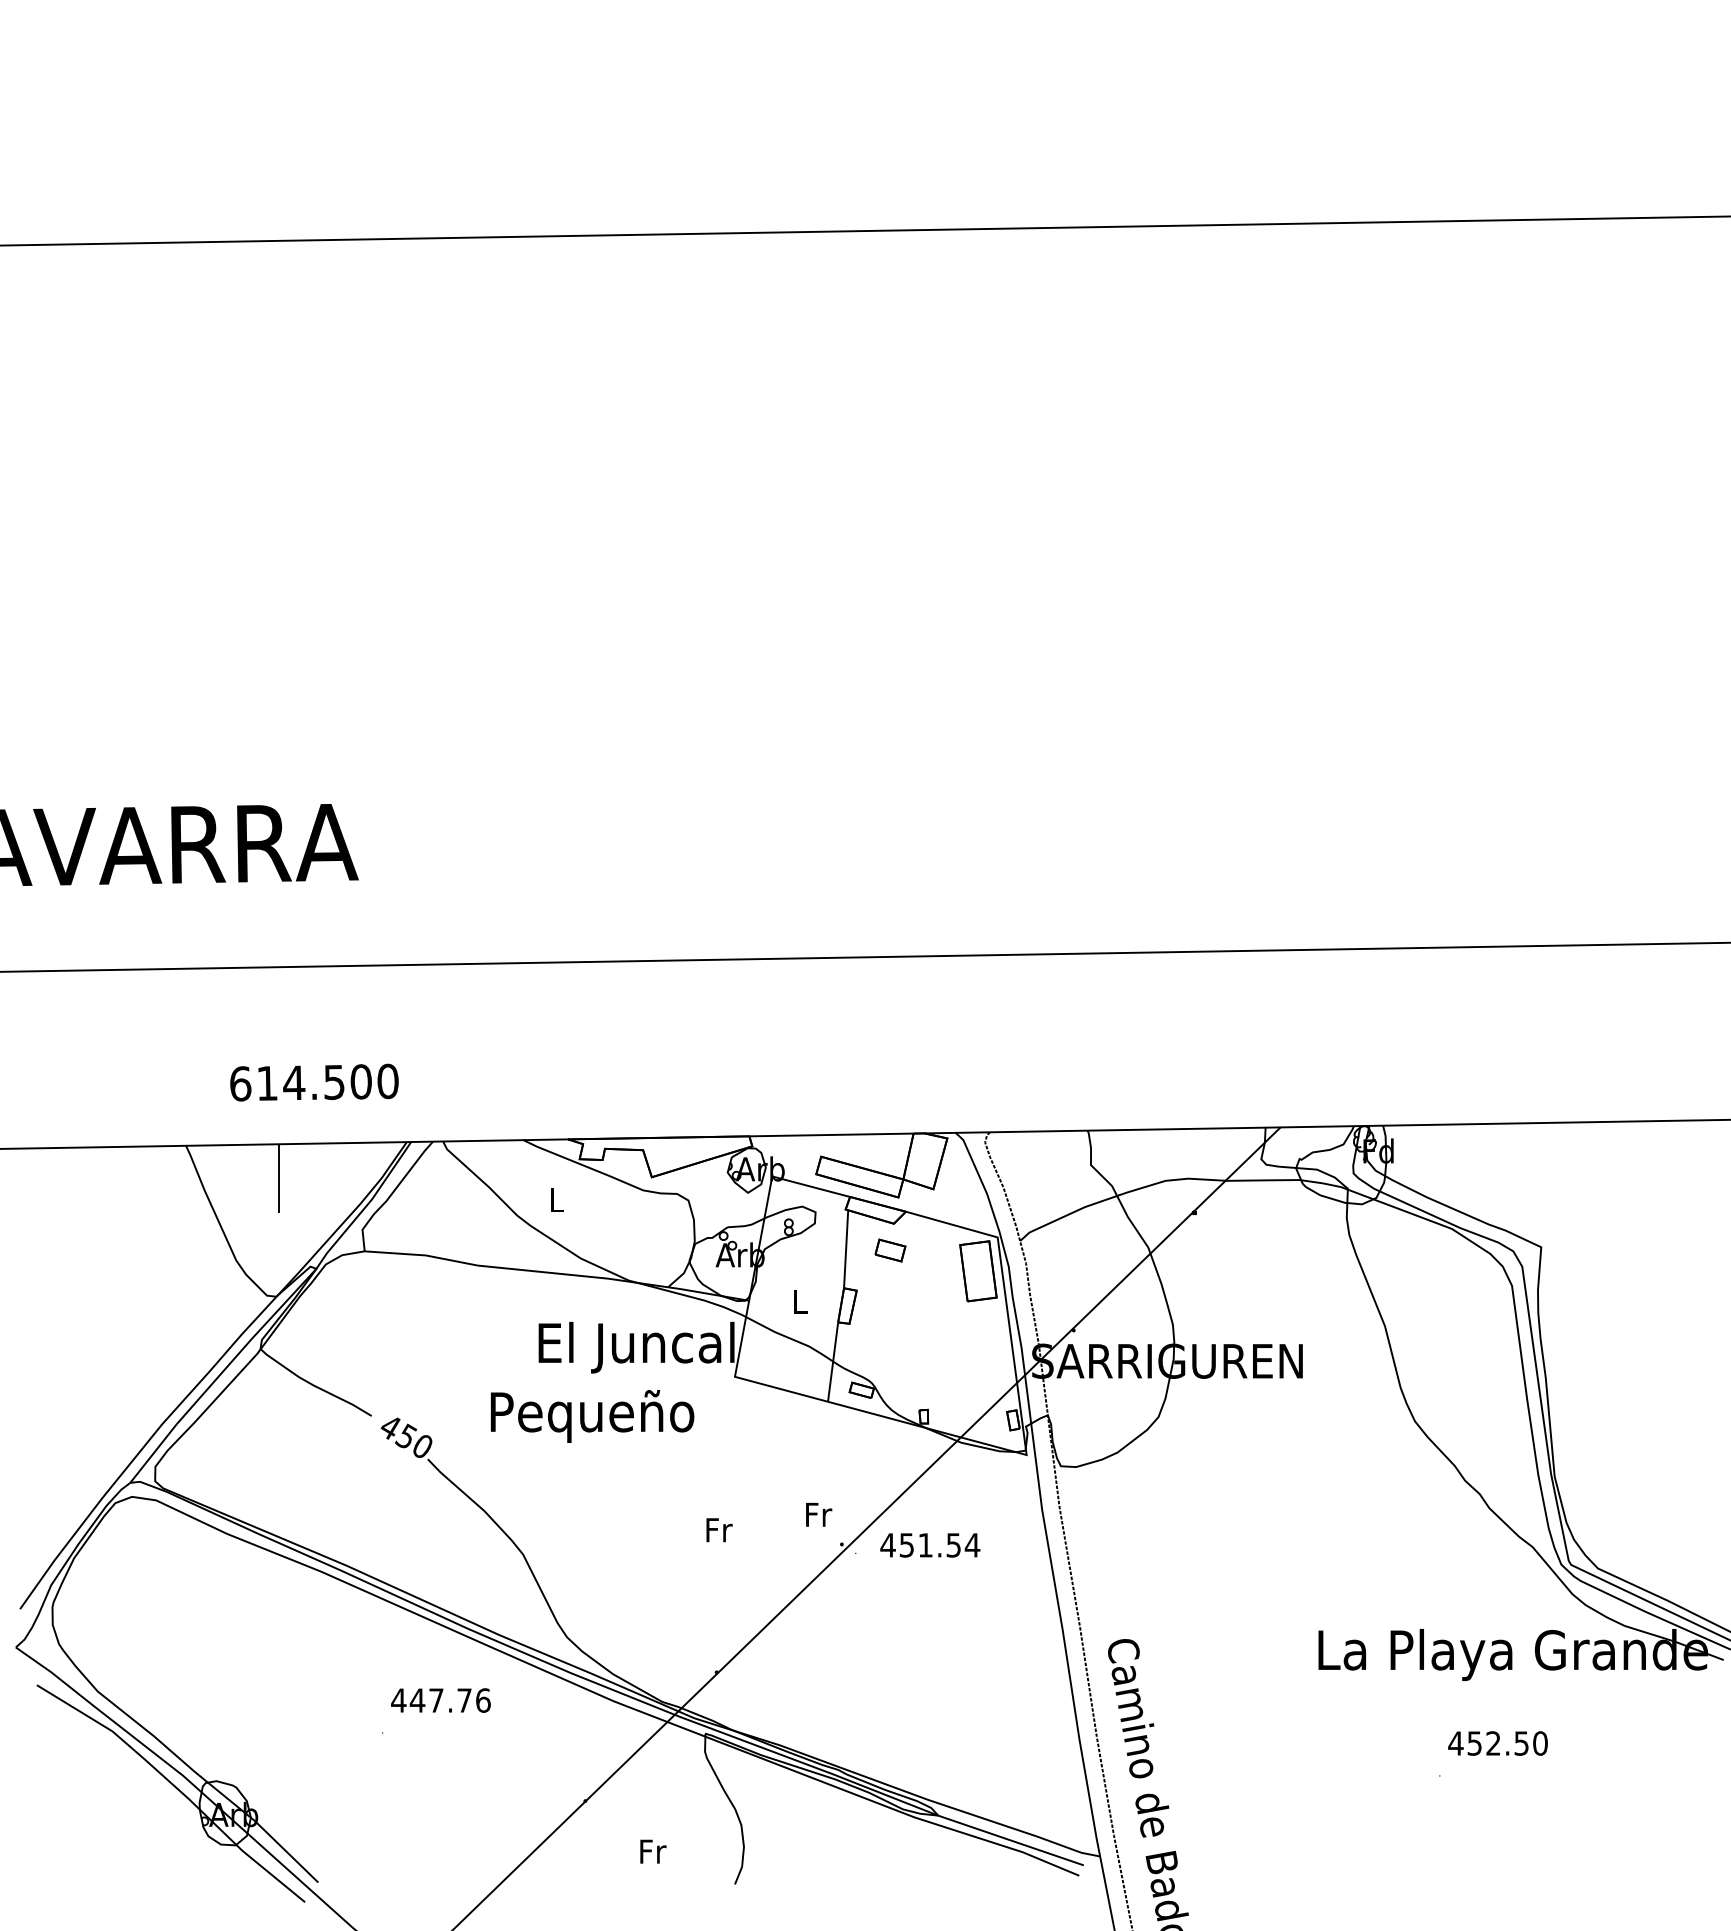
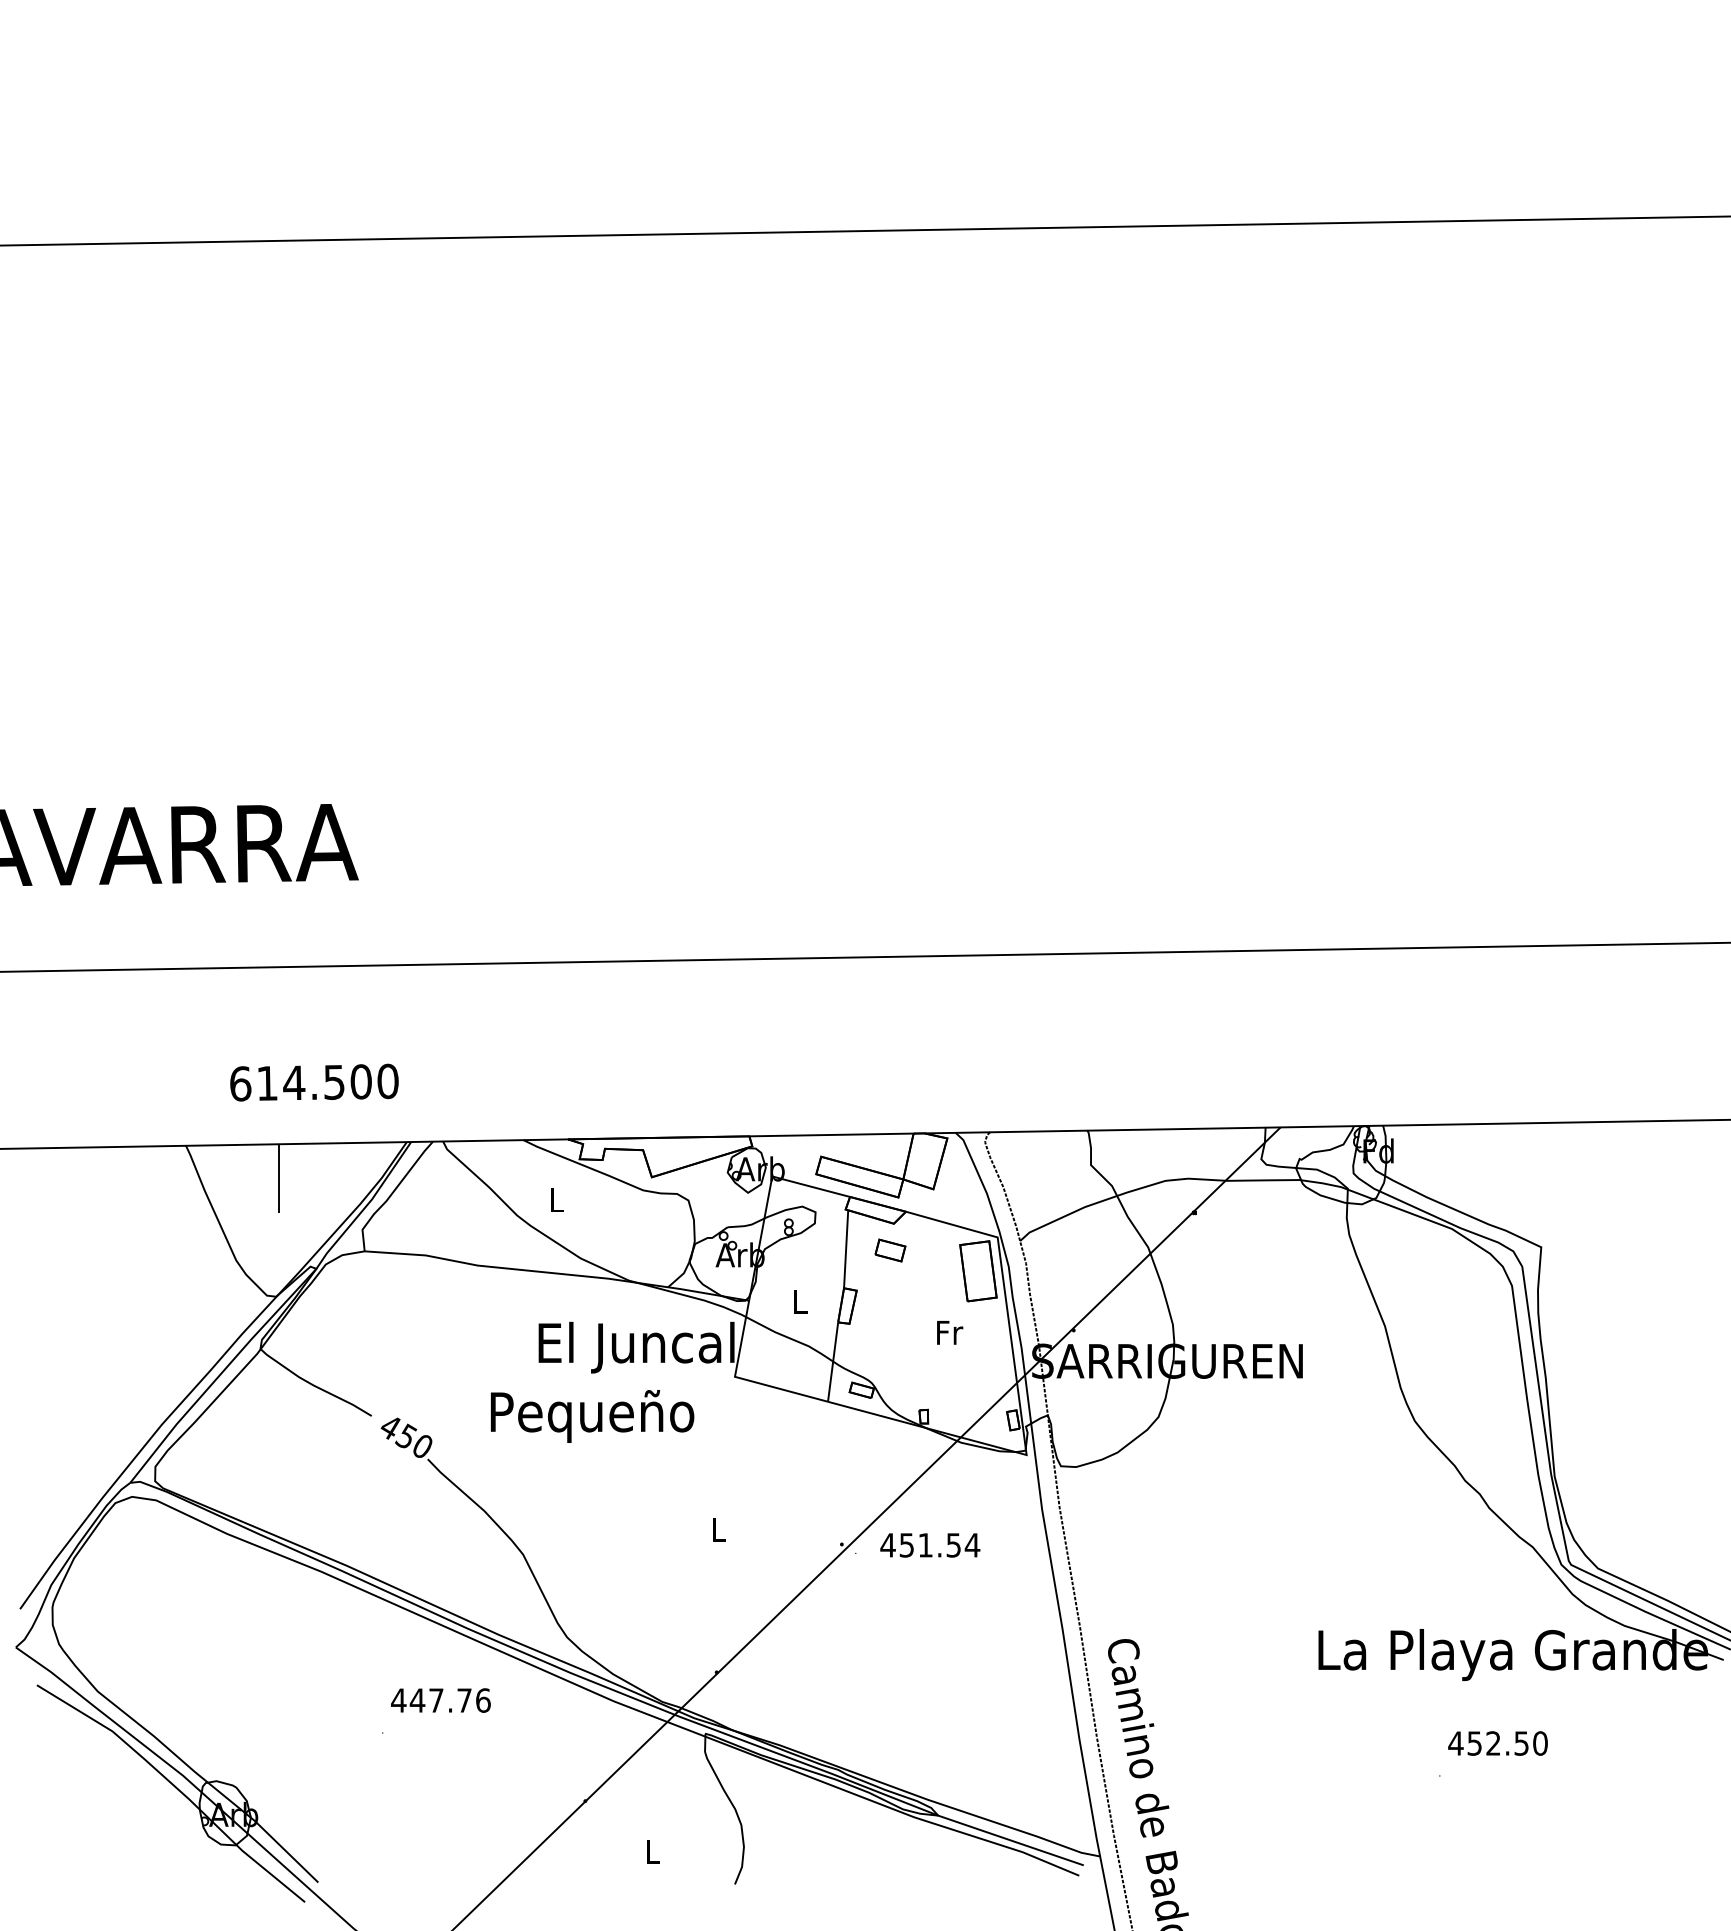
text position: (819, 1514) -> (950, 1332) (950, 1332)
text: Fr -> L (719, 1530)
text: Fr -> L (653, 1851)
